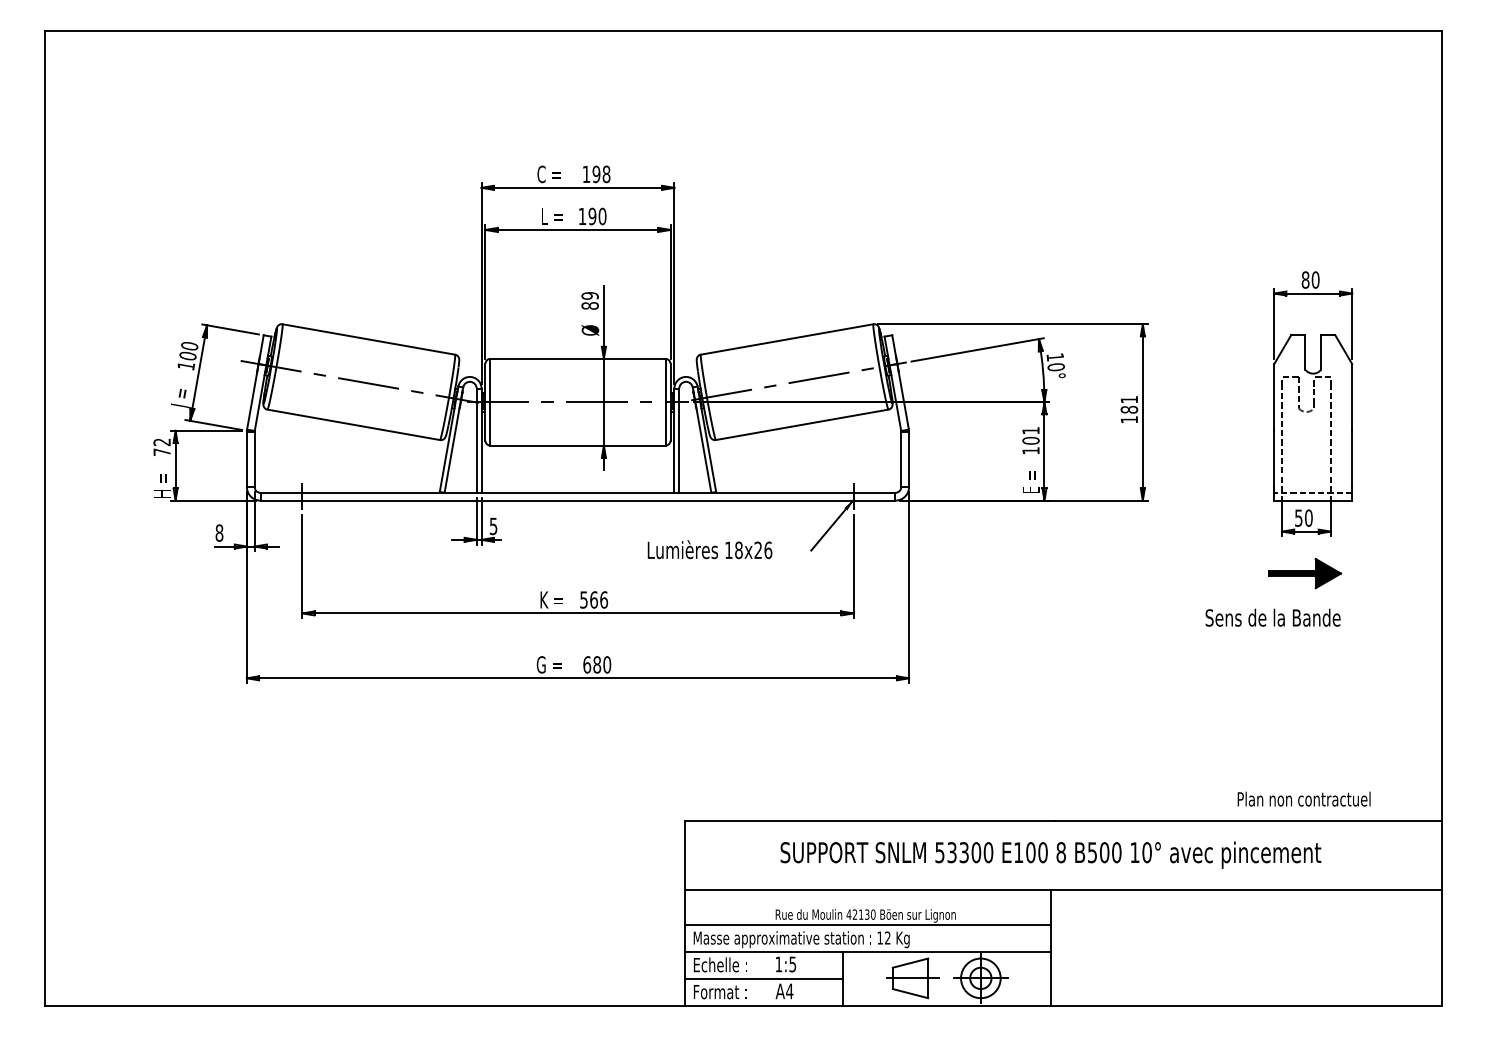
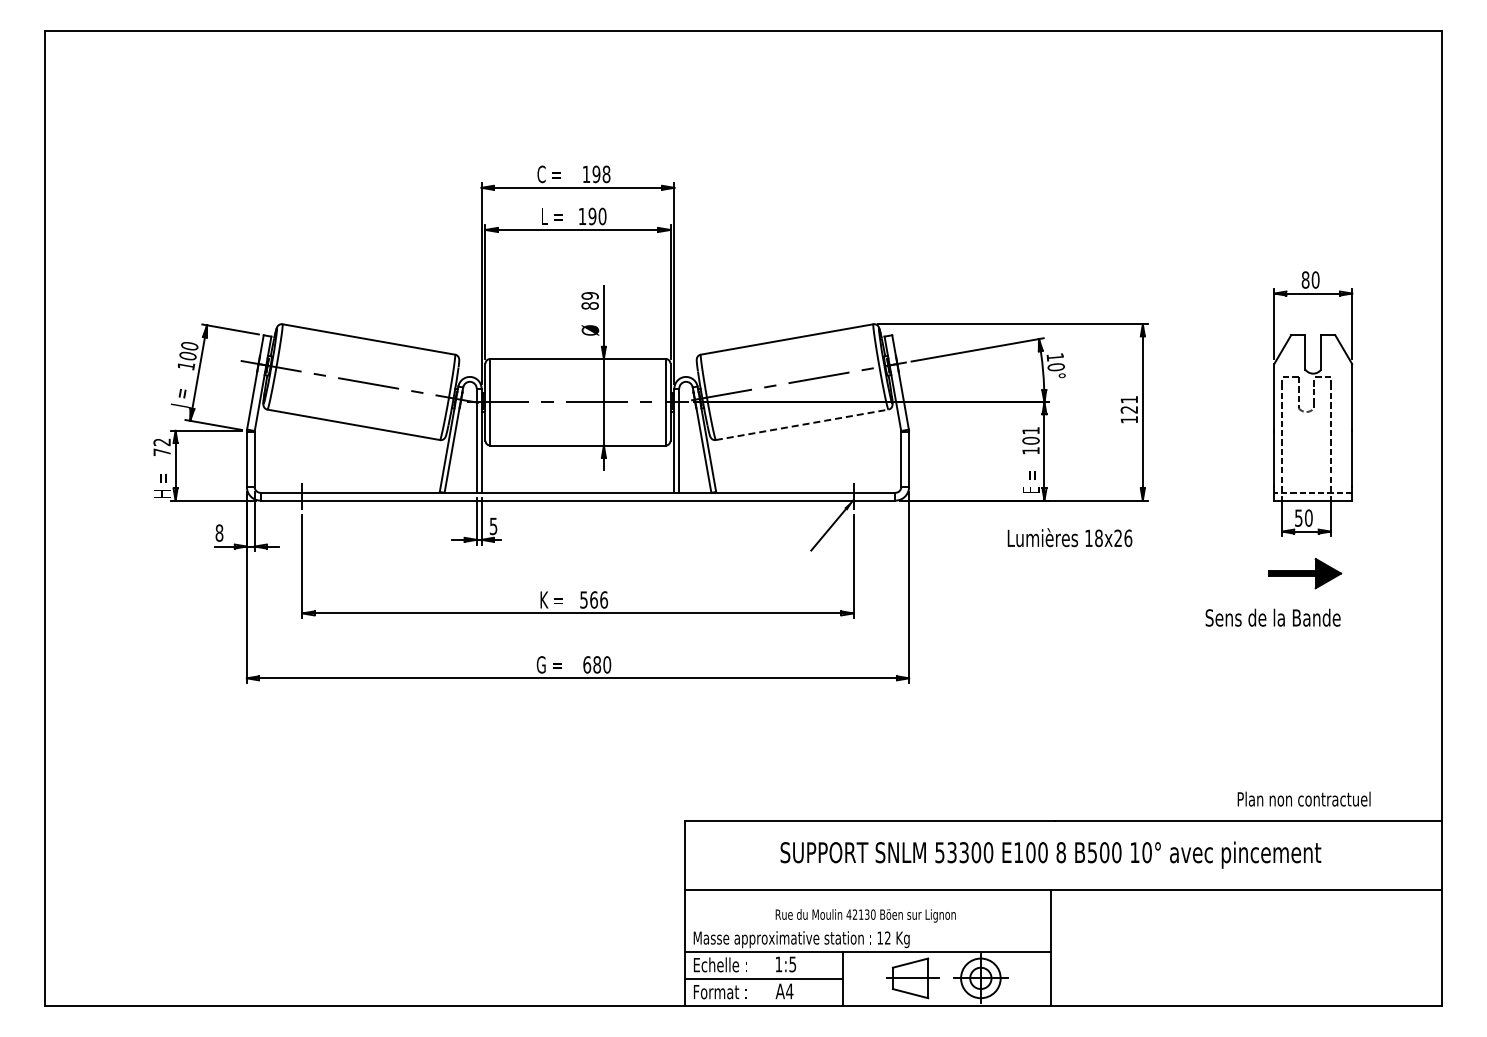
text: 181 -> 121 (1129, 409)
line: solid -> dashed (802, 424)
text position: (709, 549) -> (1069, 537) (1069, 537)
line: present -> none (867, 925)
